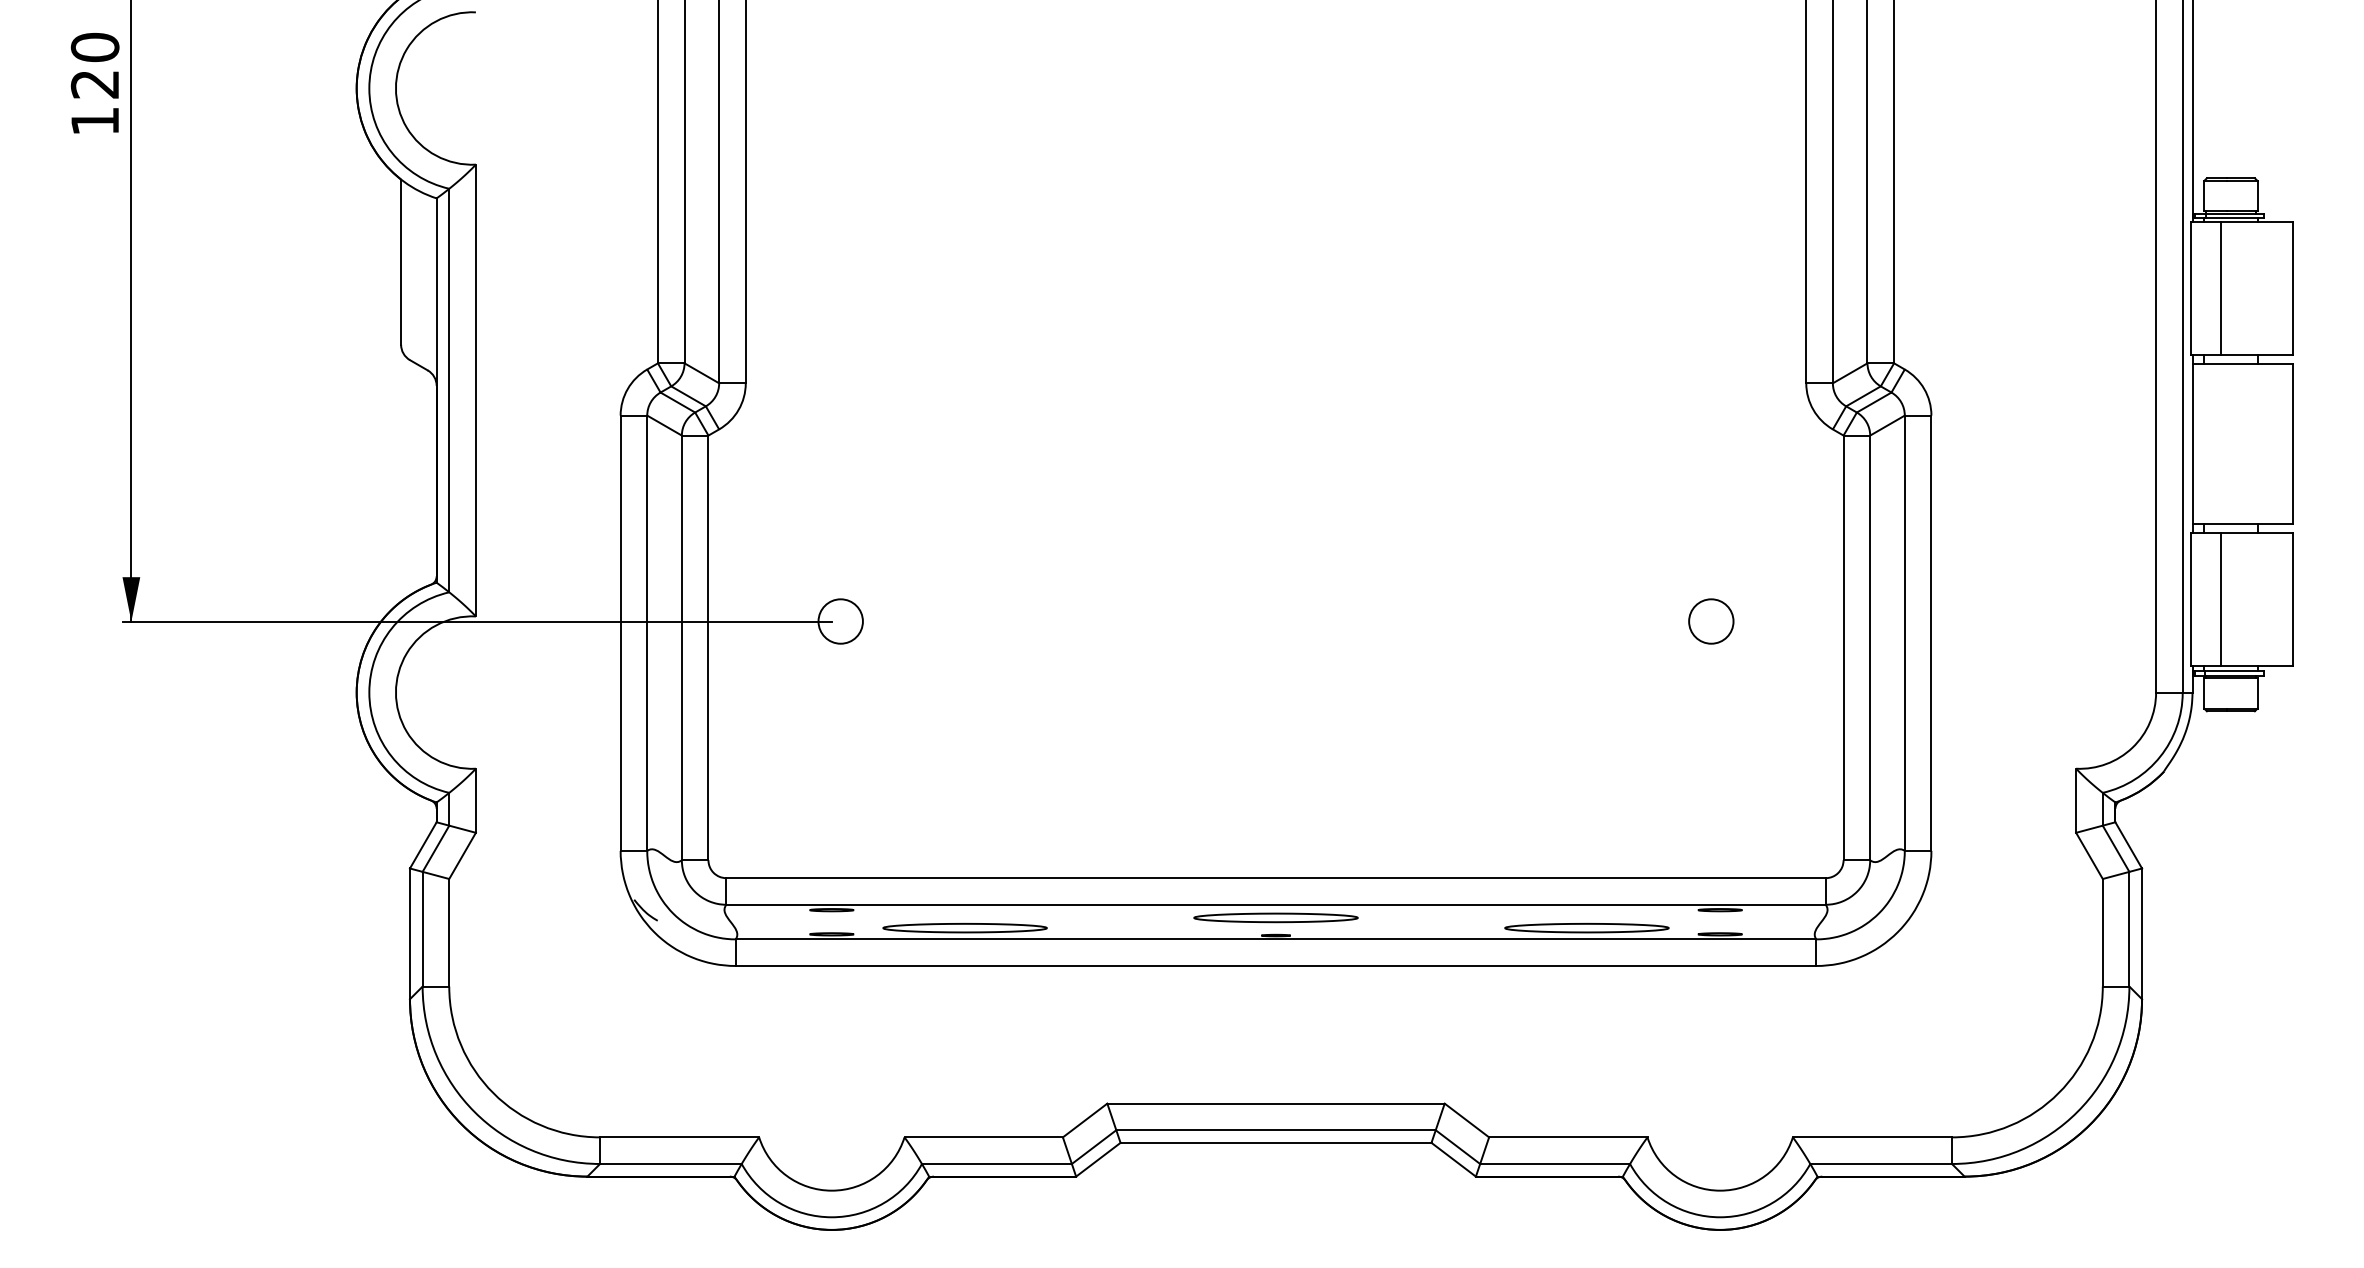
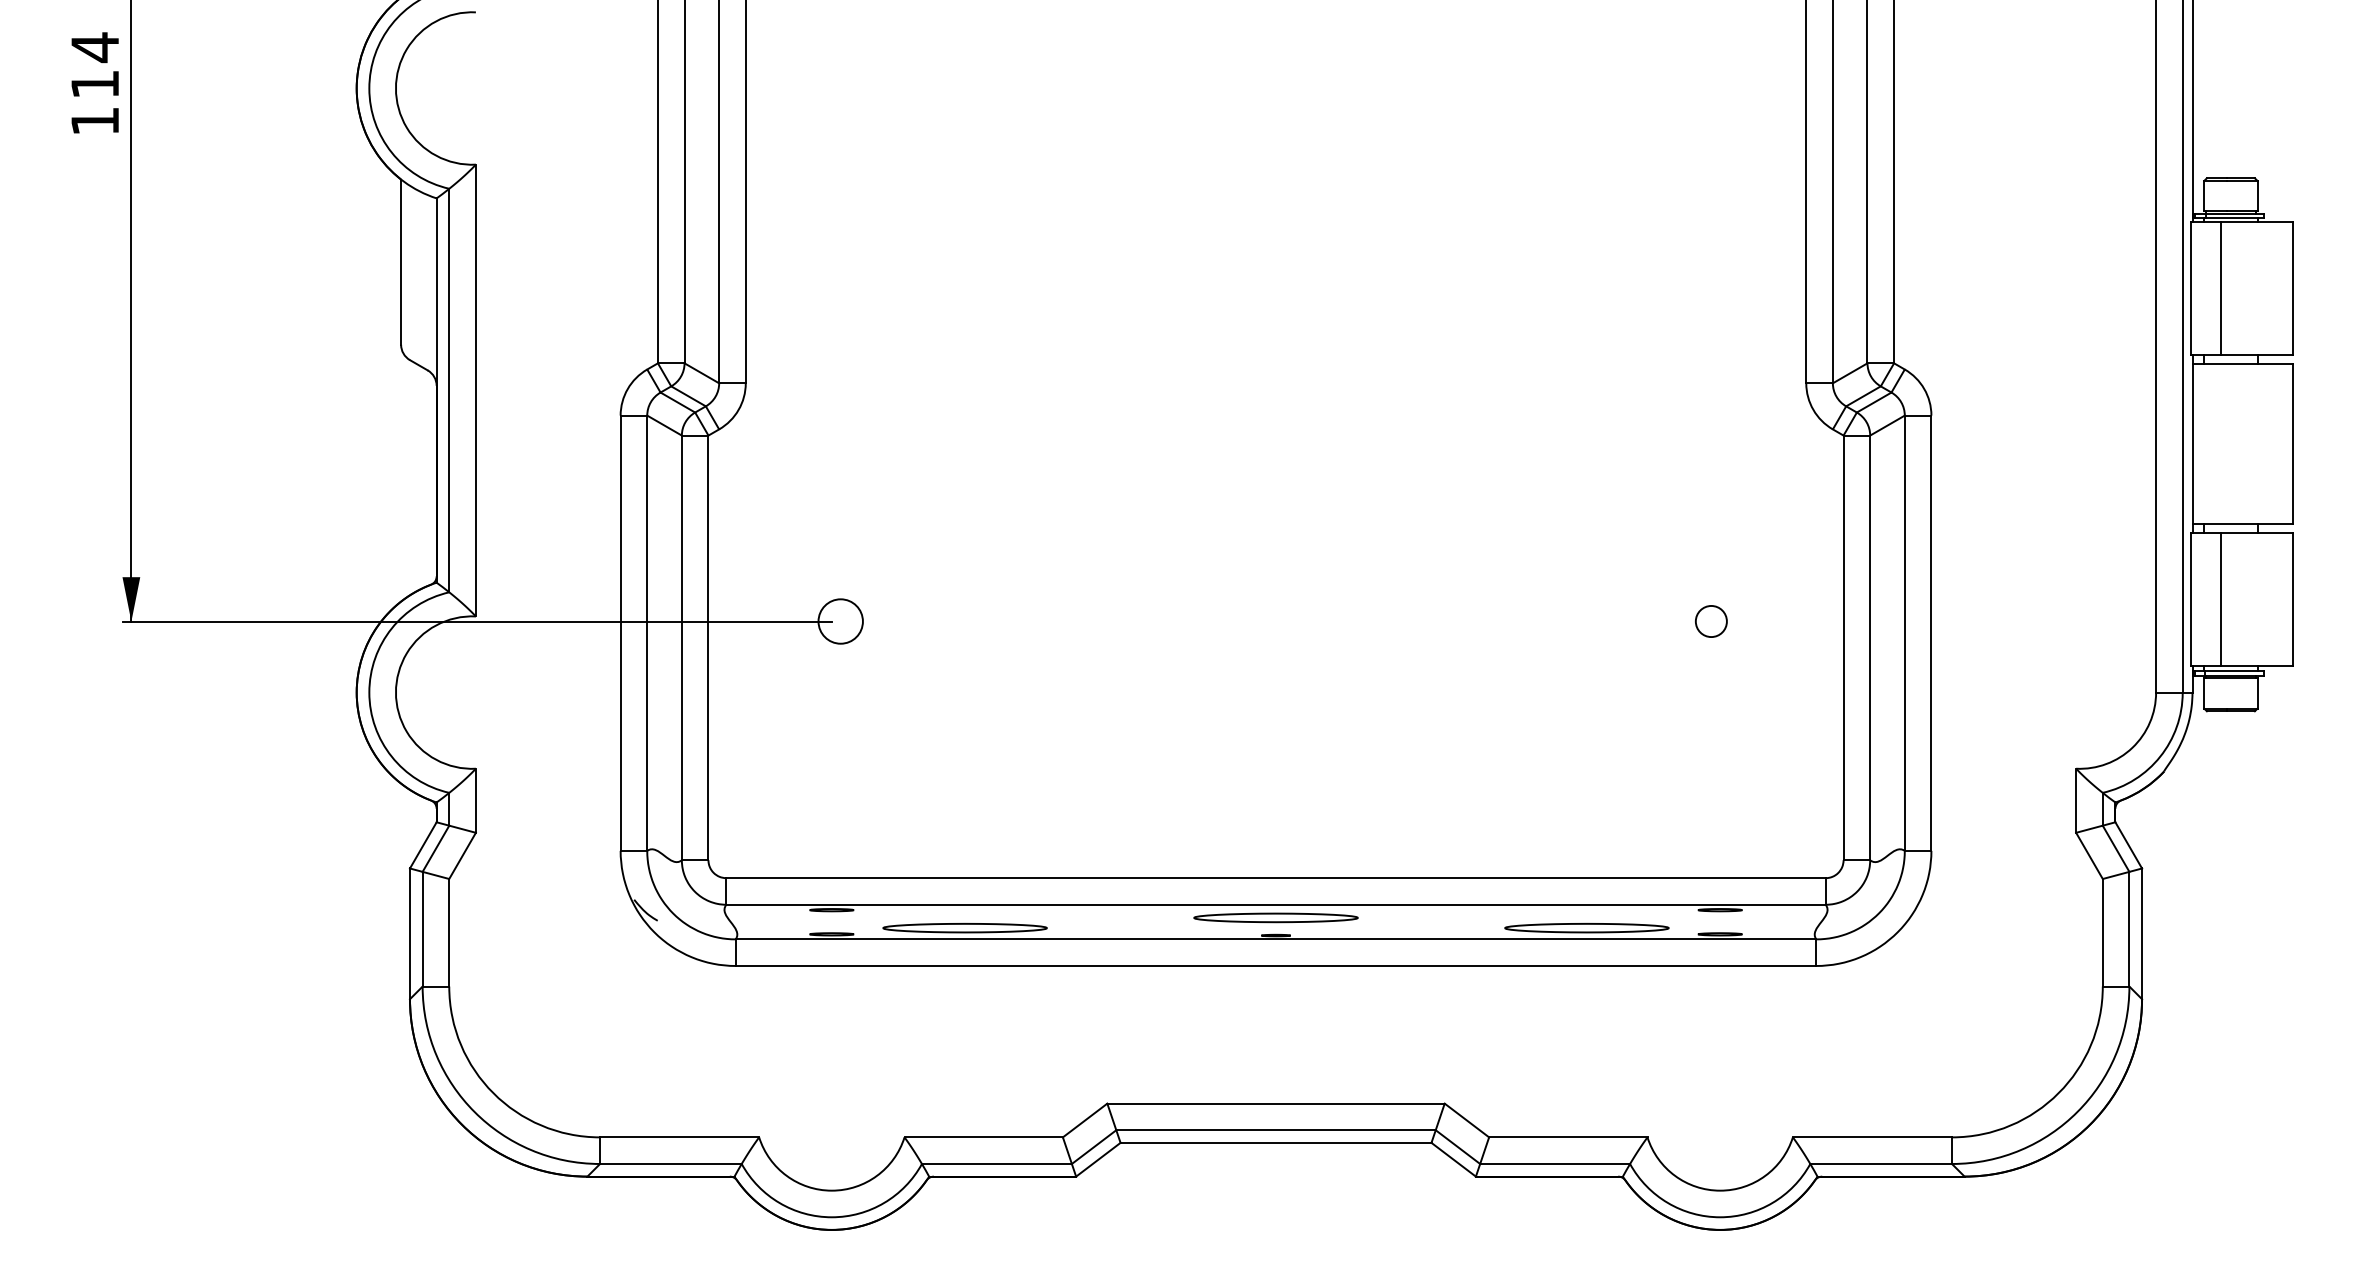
text: 120 -> 114 (94, 65)
circle size: 47x47 px -> 33x33 px (1711, 621)
